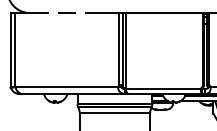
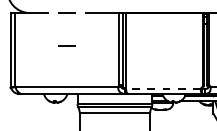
line: none -> present (66, 45)
line: solid -> dashed (163, 88)
